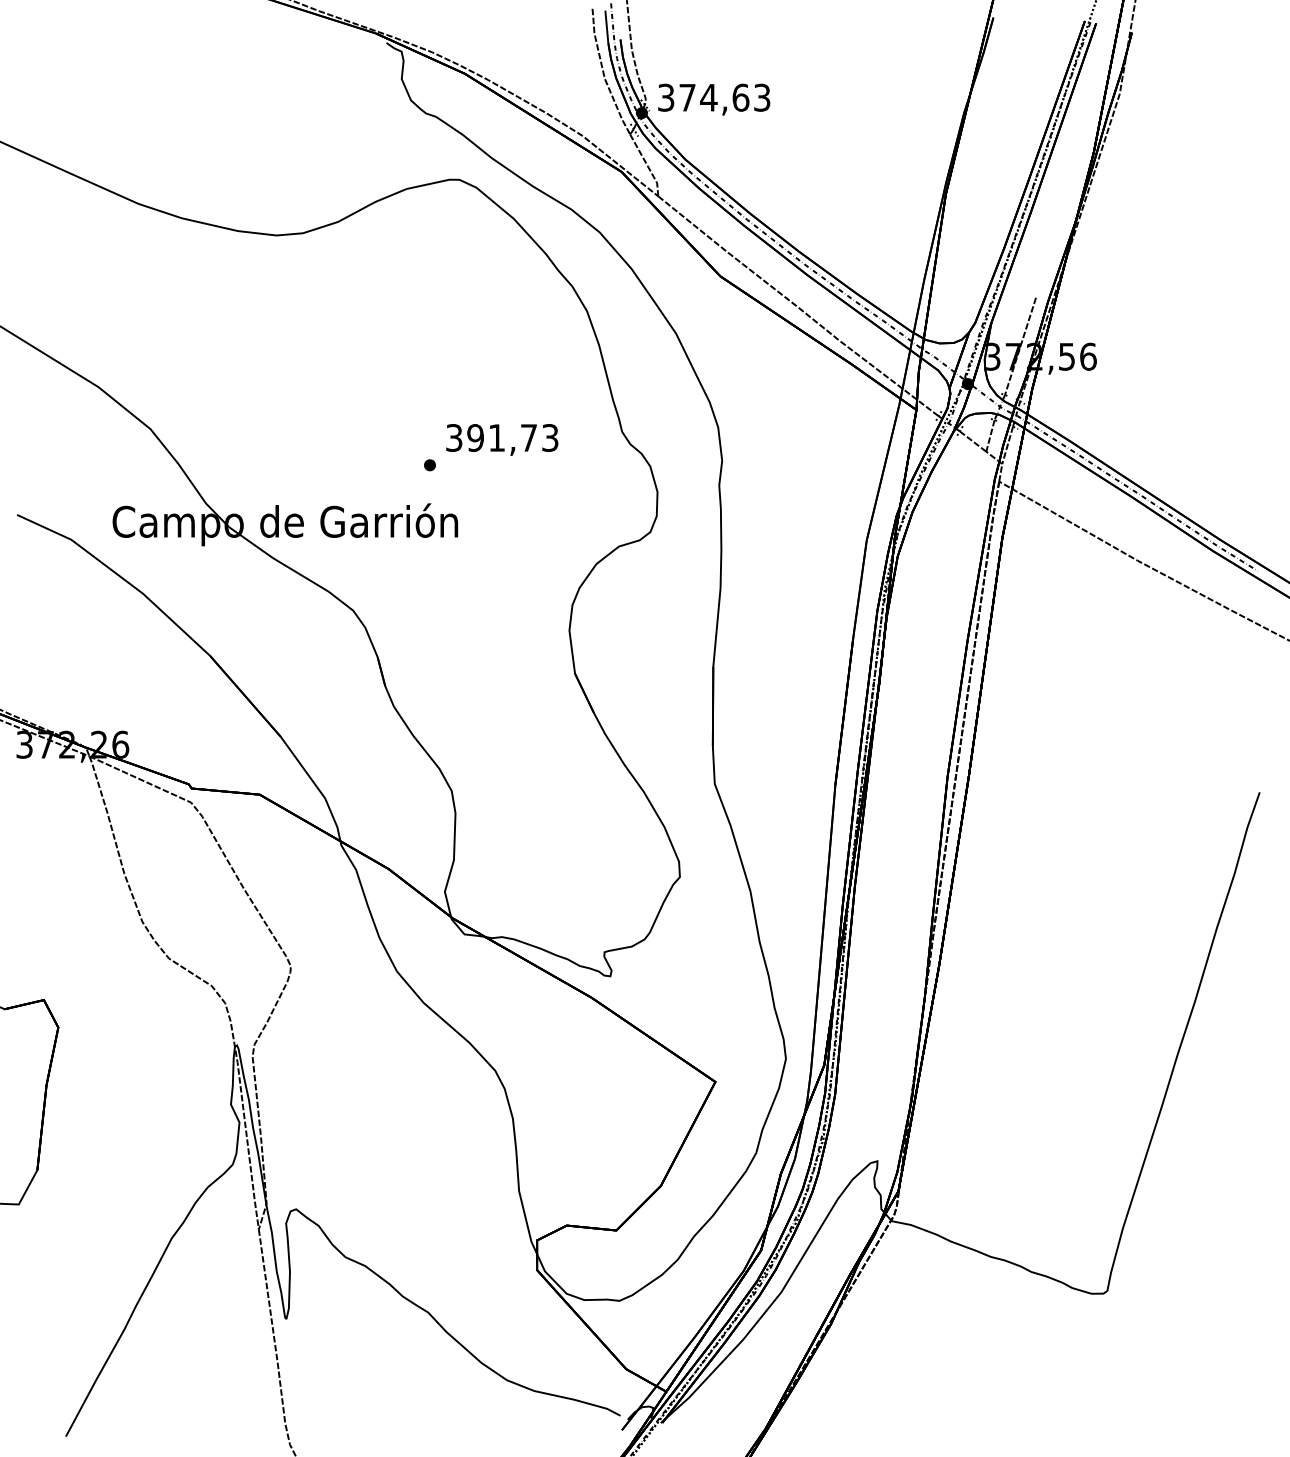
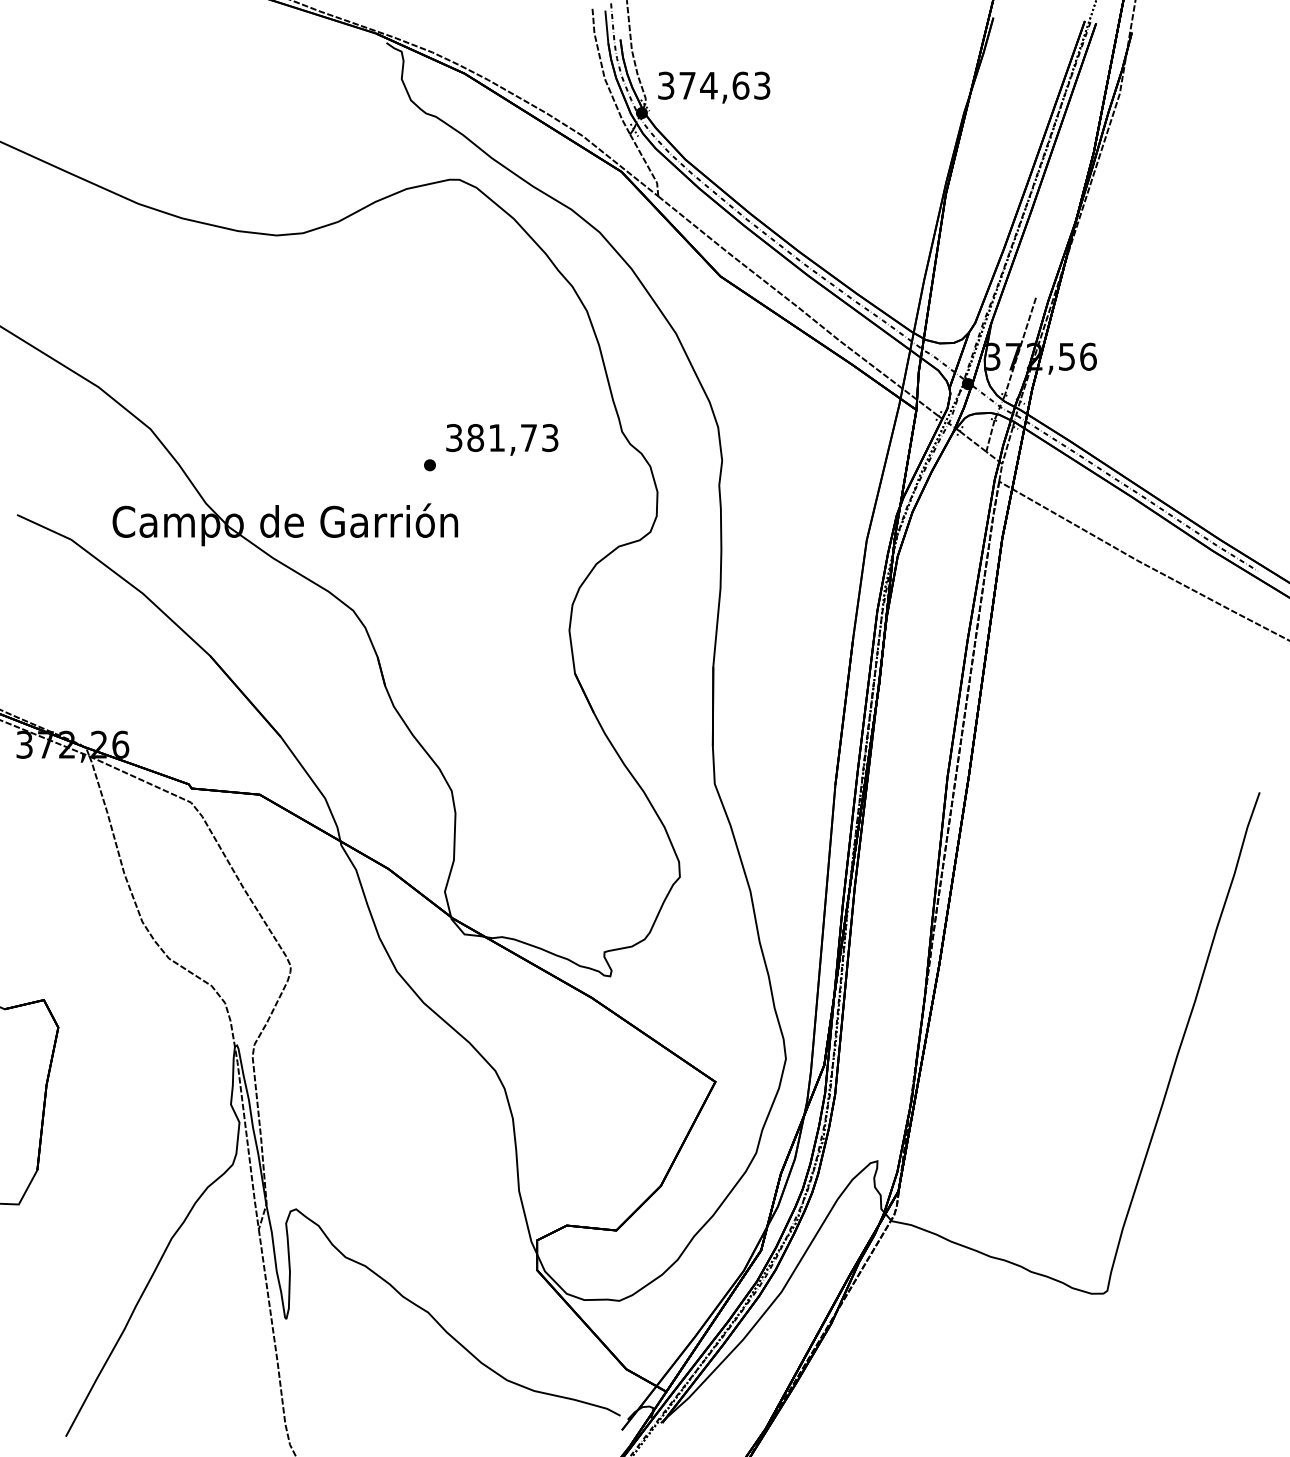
text position: (714, 99) -> (714, 87) (714, 87)
text: 391,73 -> 381,73 (475, 438)
